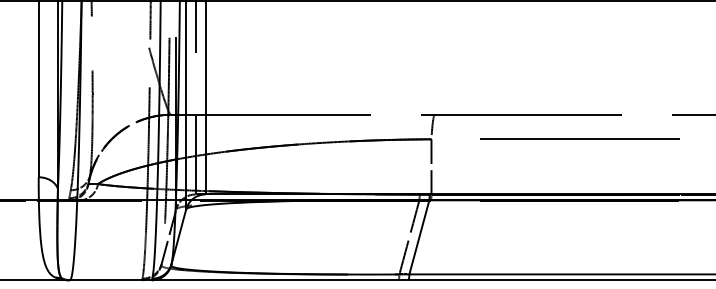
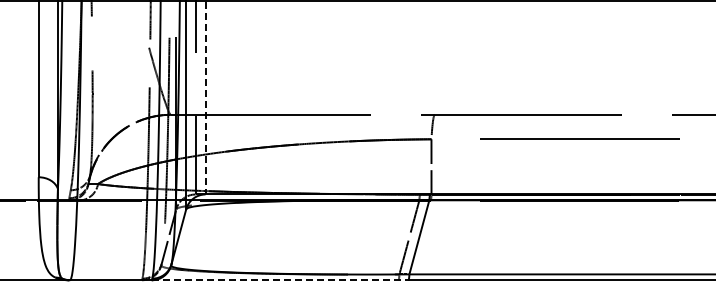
line: solid -> dashed (205, 97)
line: solid -> dashed (280, 280)
